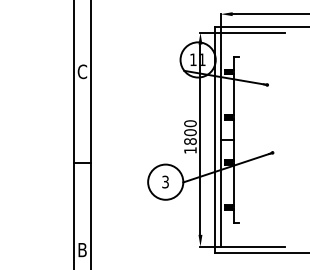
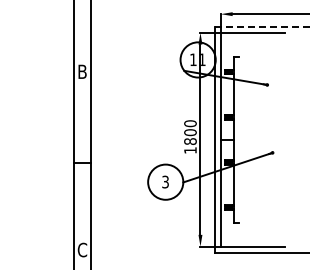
line: solid -> dashed (261, 26)
text: C -> B (82, 71)
text: B -> C (82, 249)
